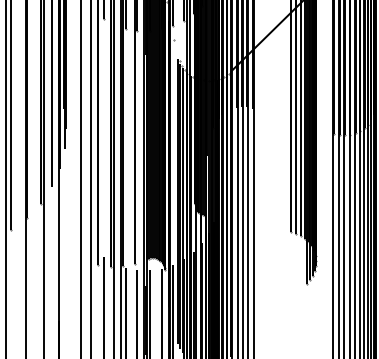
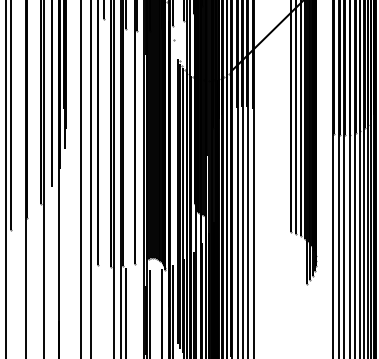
line: present -> none (103, 306)
line: present -> none (137, 312)
